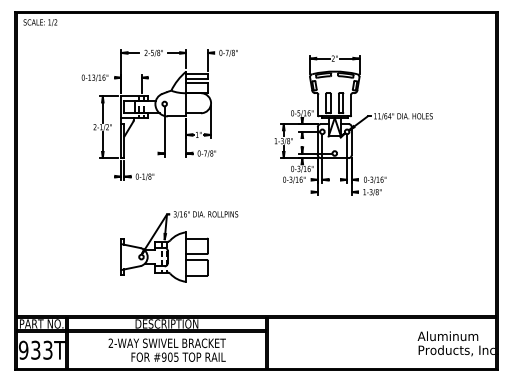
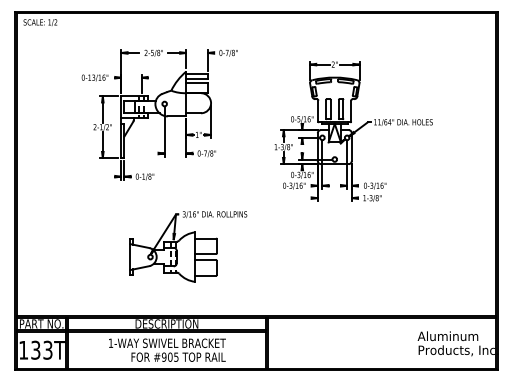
part position: (353, 125) -> (353, 131) (353, 131)
part position: (179, 246) -> (188, 246) (188, 246)
text: 2-WAY -> 1-WAY (110, 342)
text: 933T -> 133T (23, 349)
